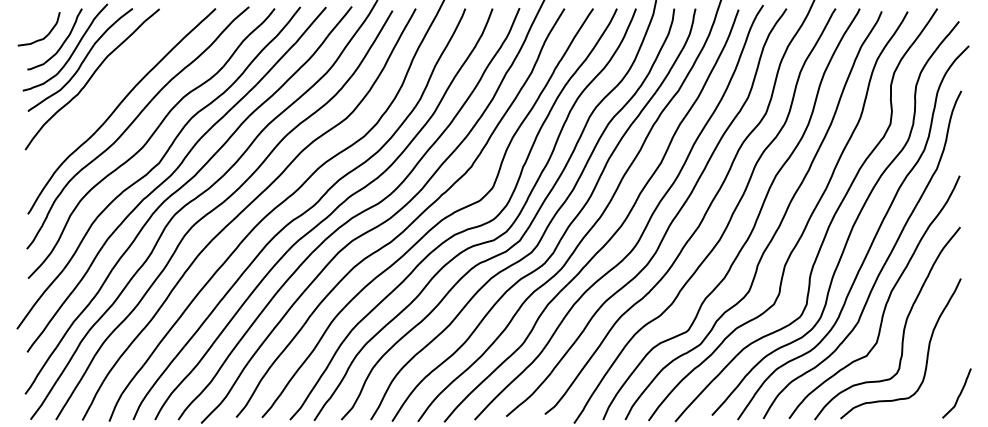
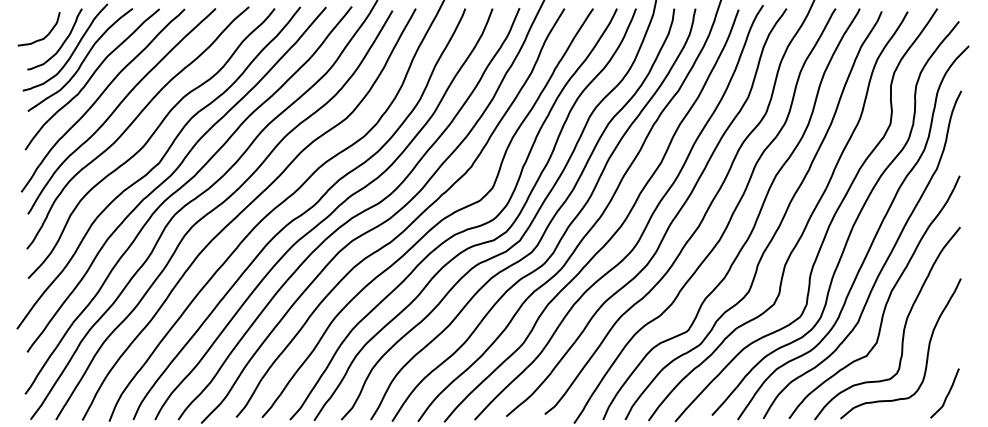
curve: none -> present (100, 97)
curve position: (958, 395) -> (946, 395) (946, 395)
